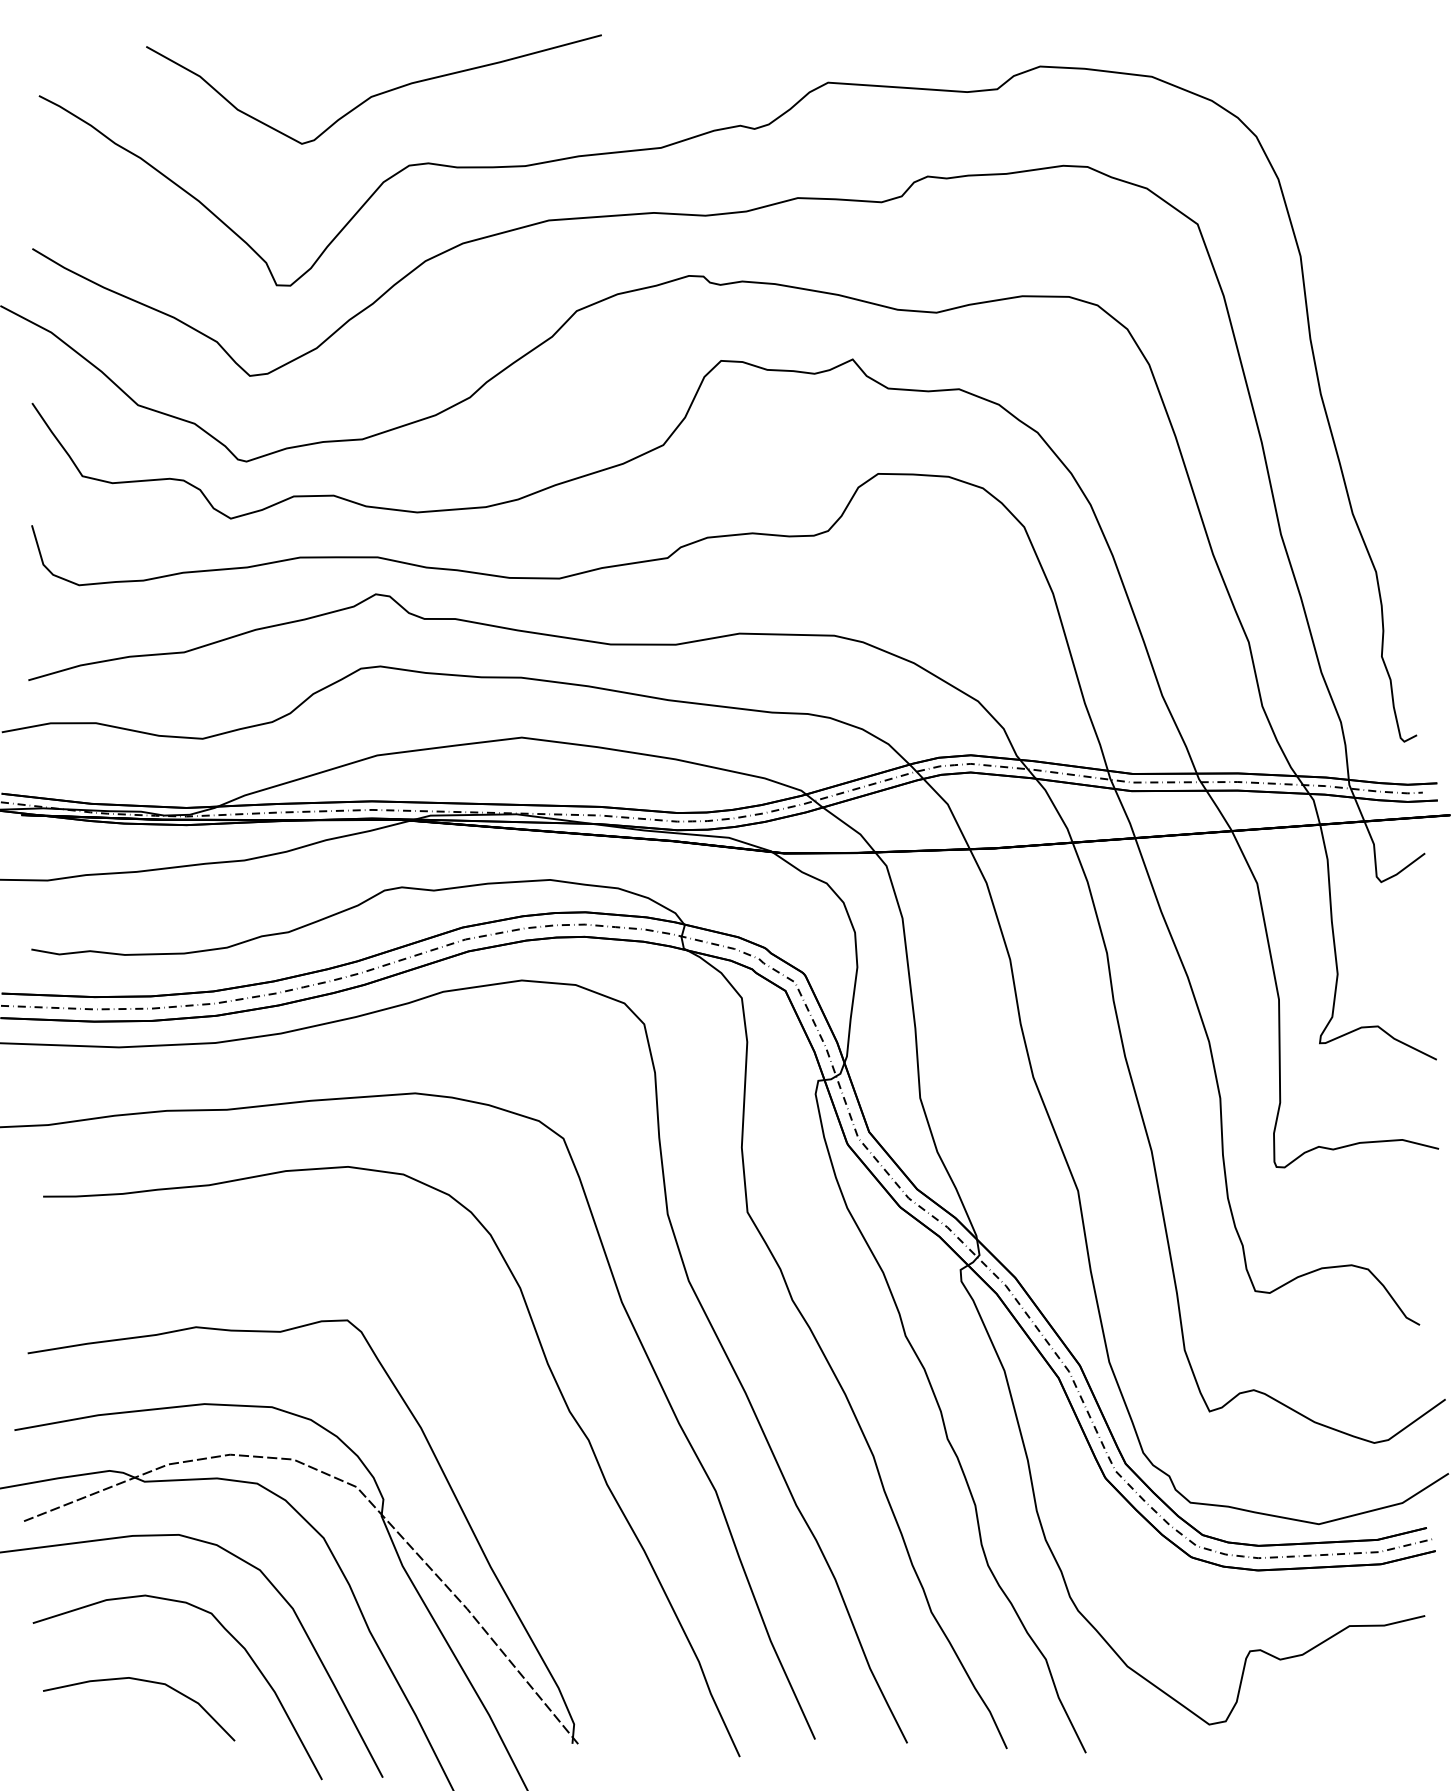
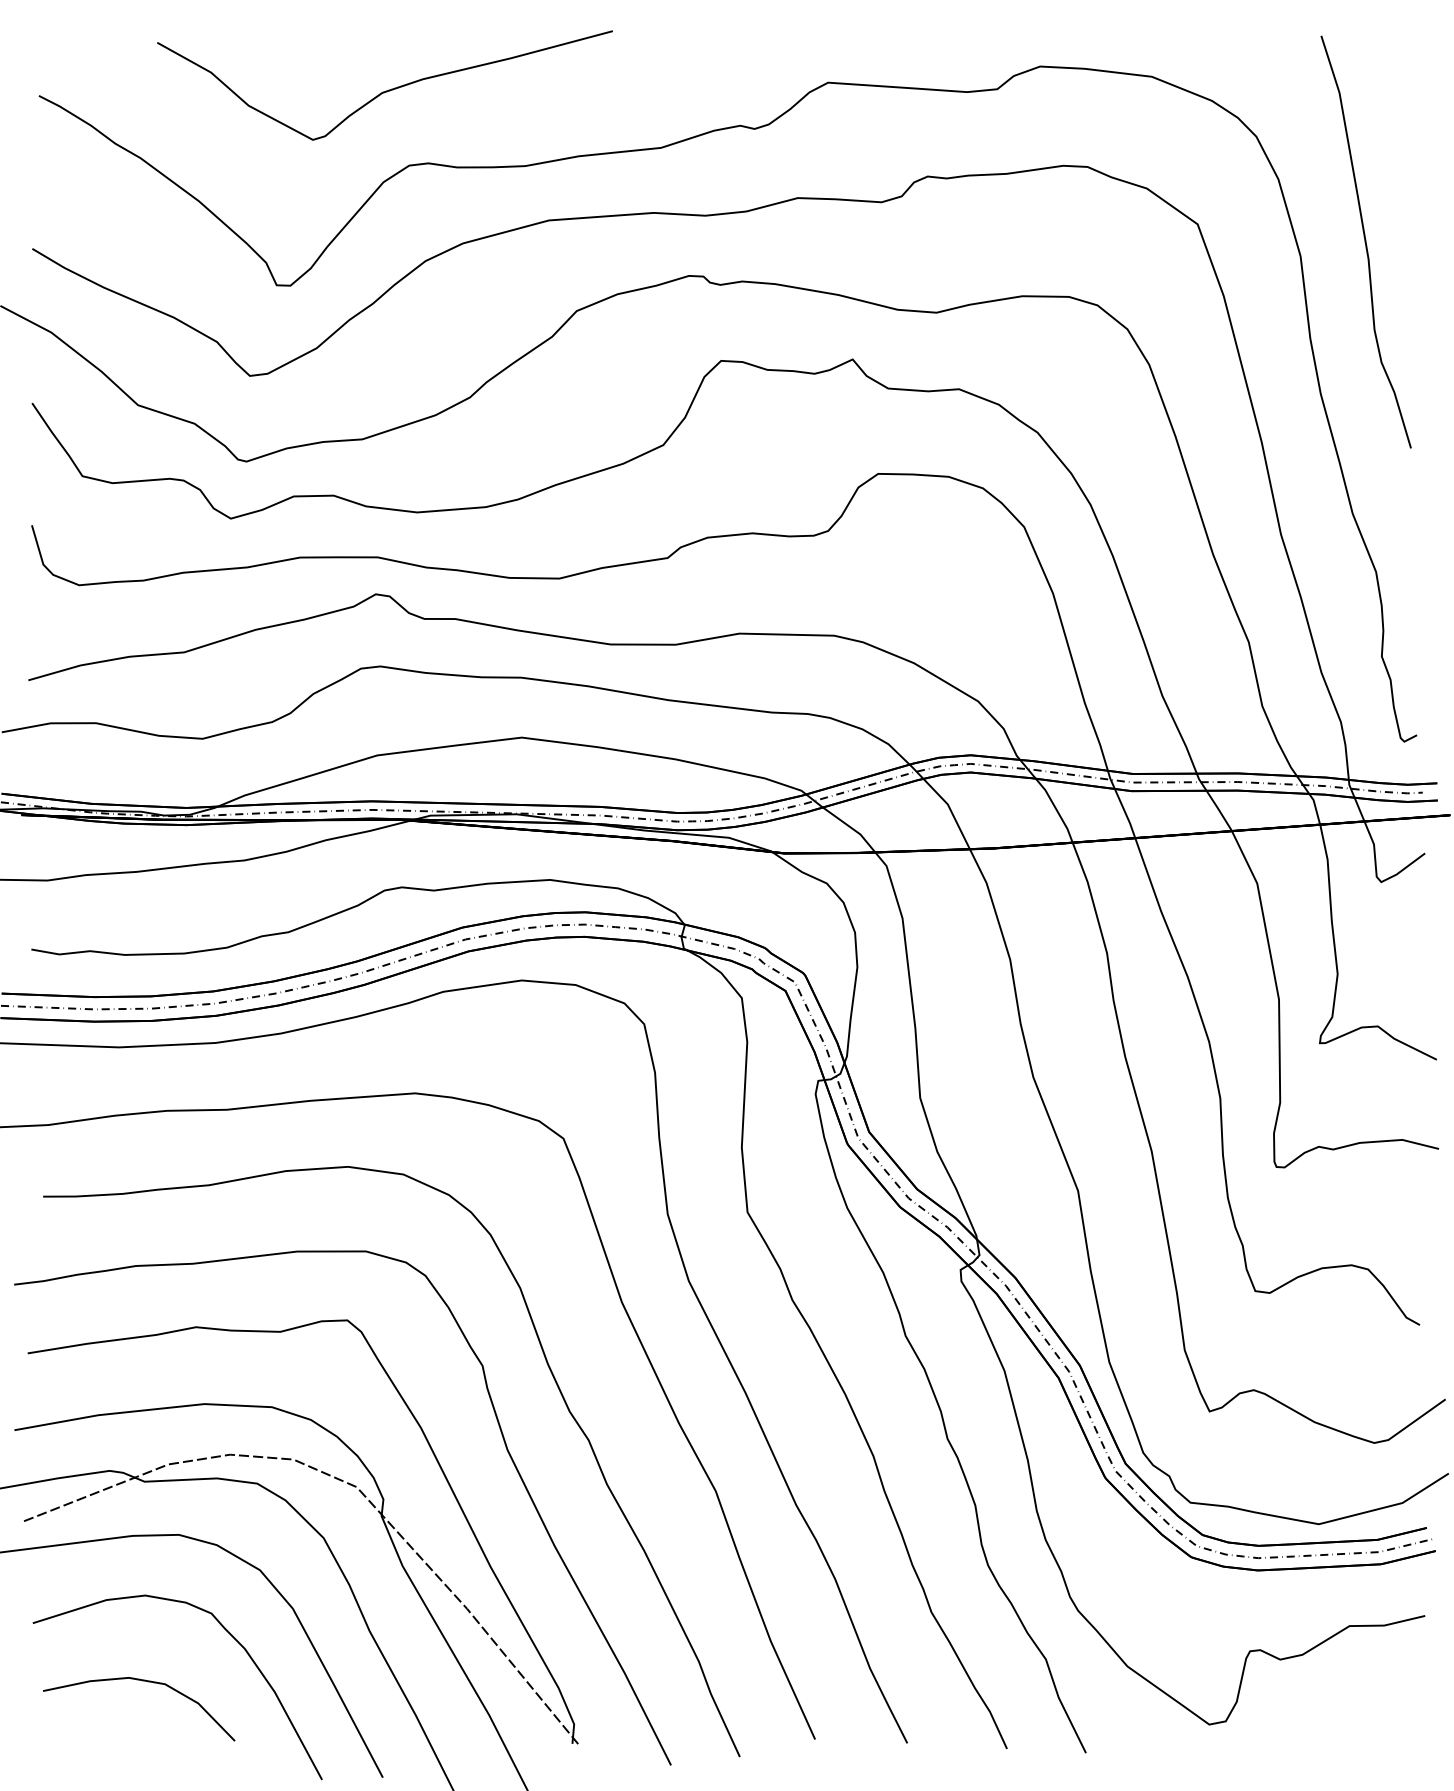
curve position: (374, 94) -> (385, 90) (385, 90)
curve: none -> present (1365, 241)
curve: none -> present (506, 1450)
